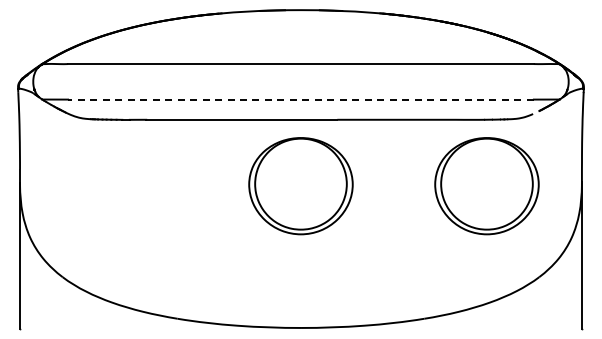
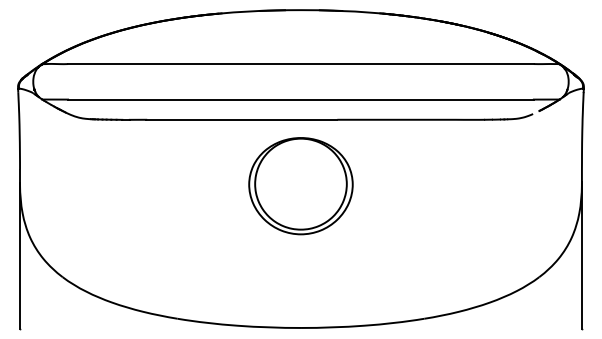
line: dashed -> solid (300, 99)
part: present -> none (486, 186)
